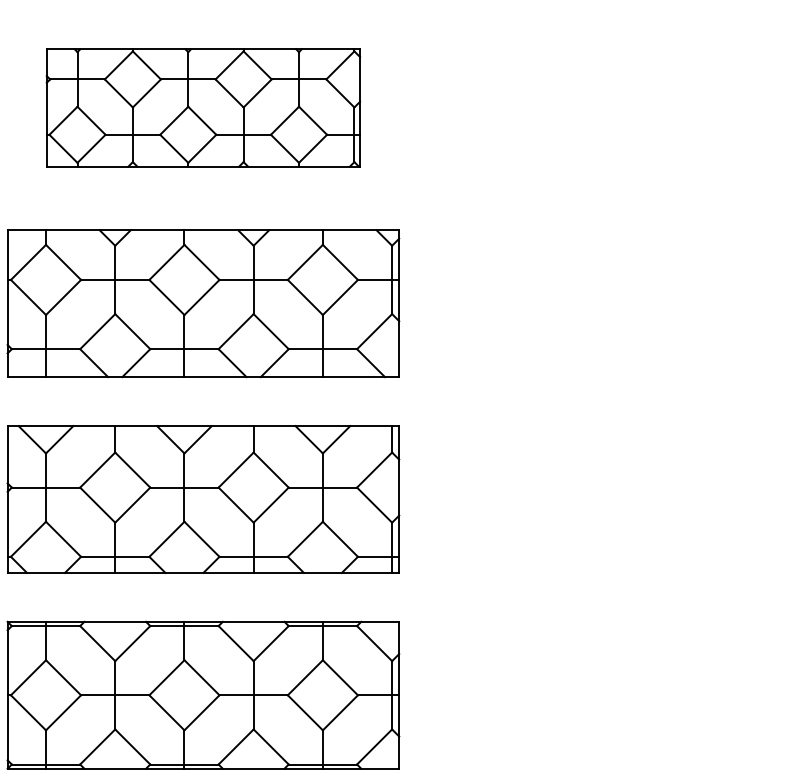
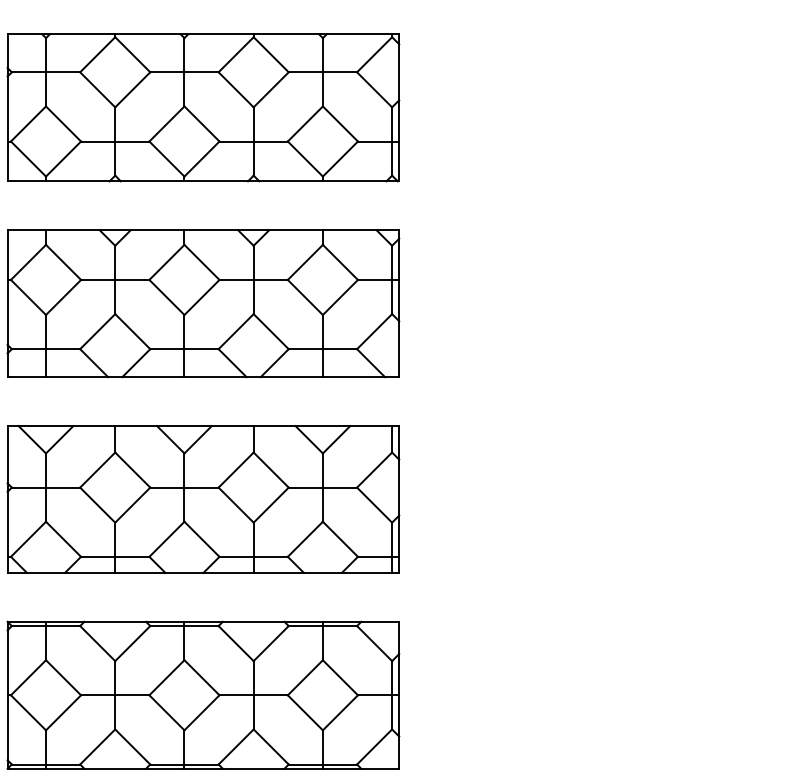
part size: 317x120 px -> 395x150 px (203, 107)
